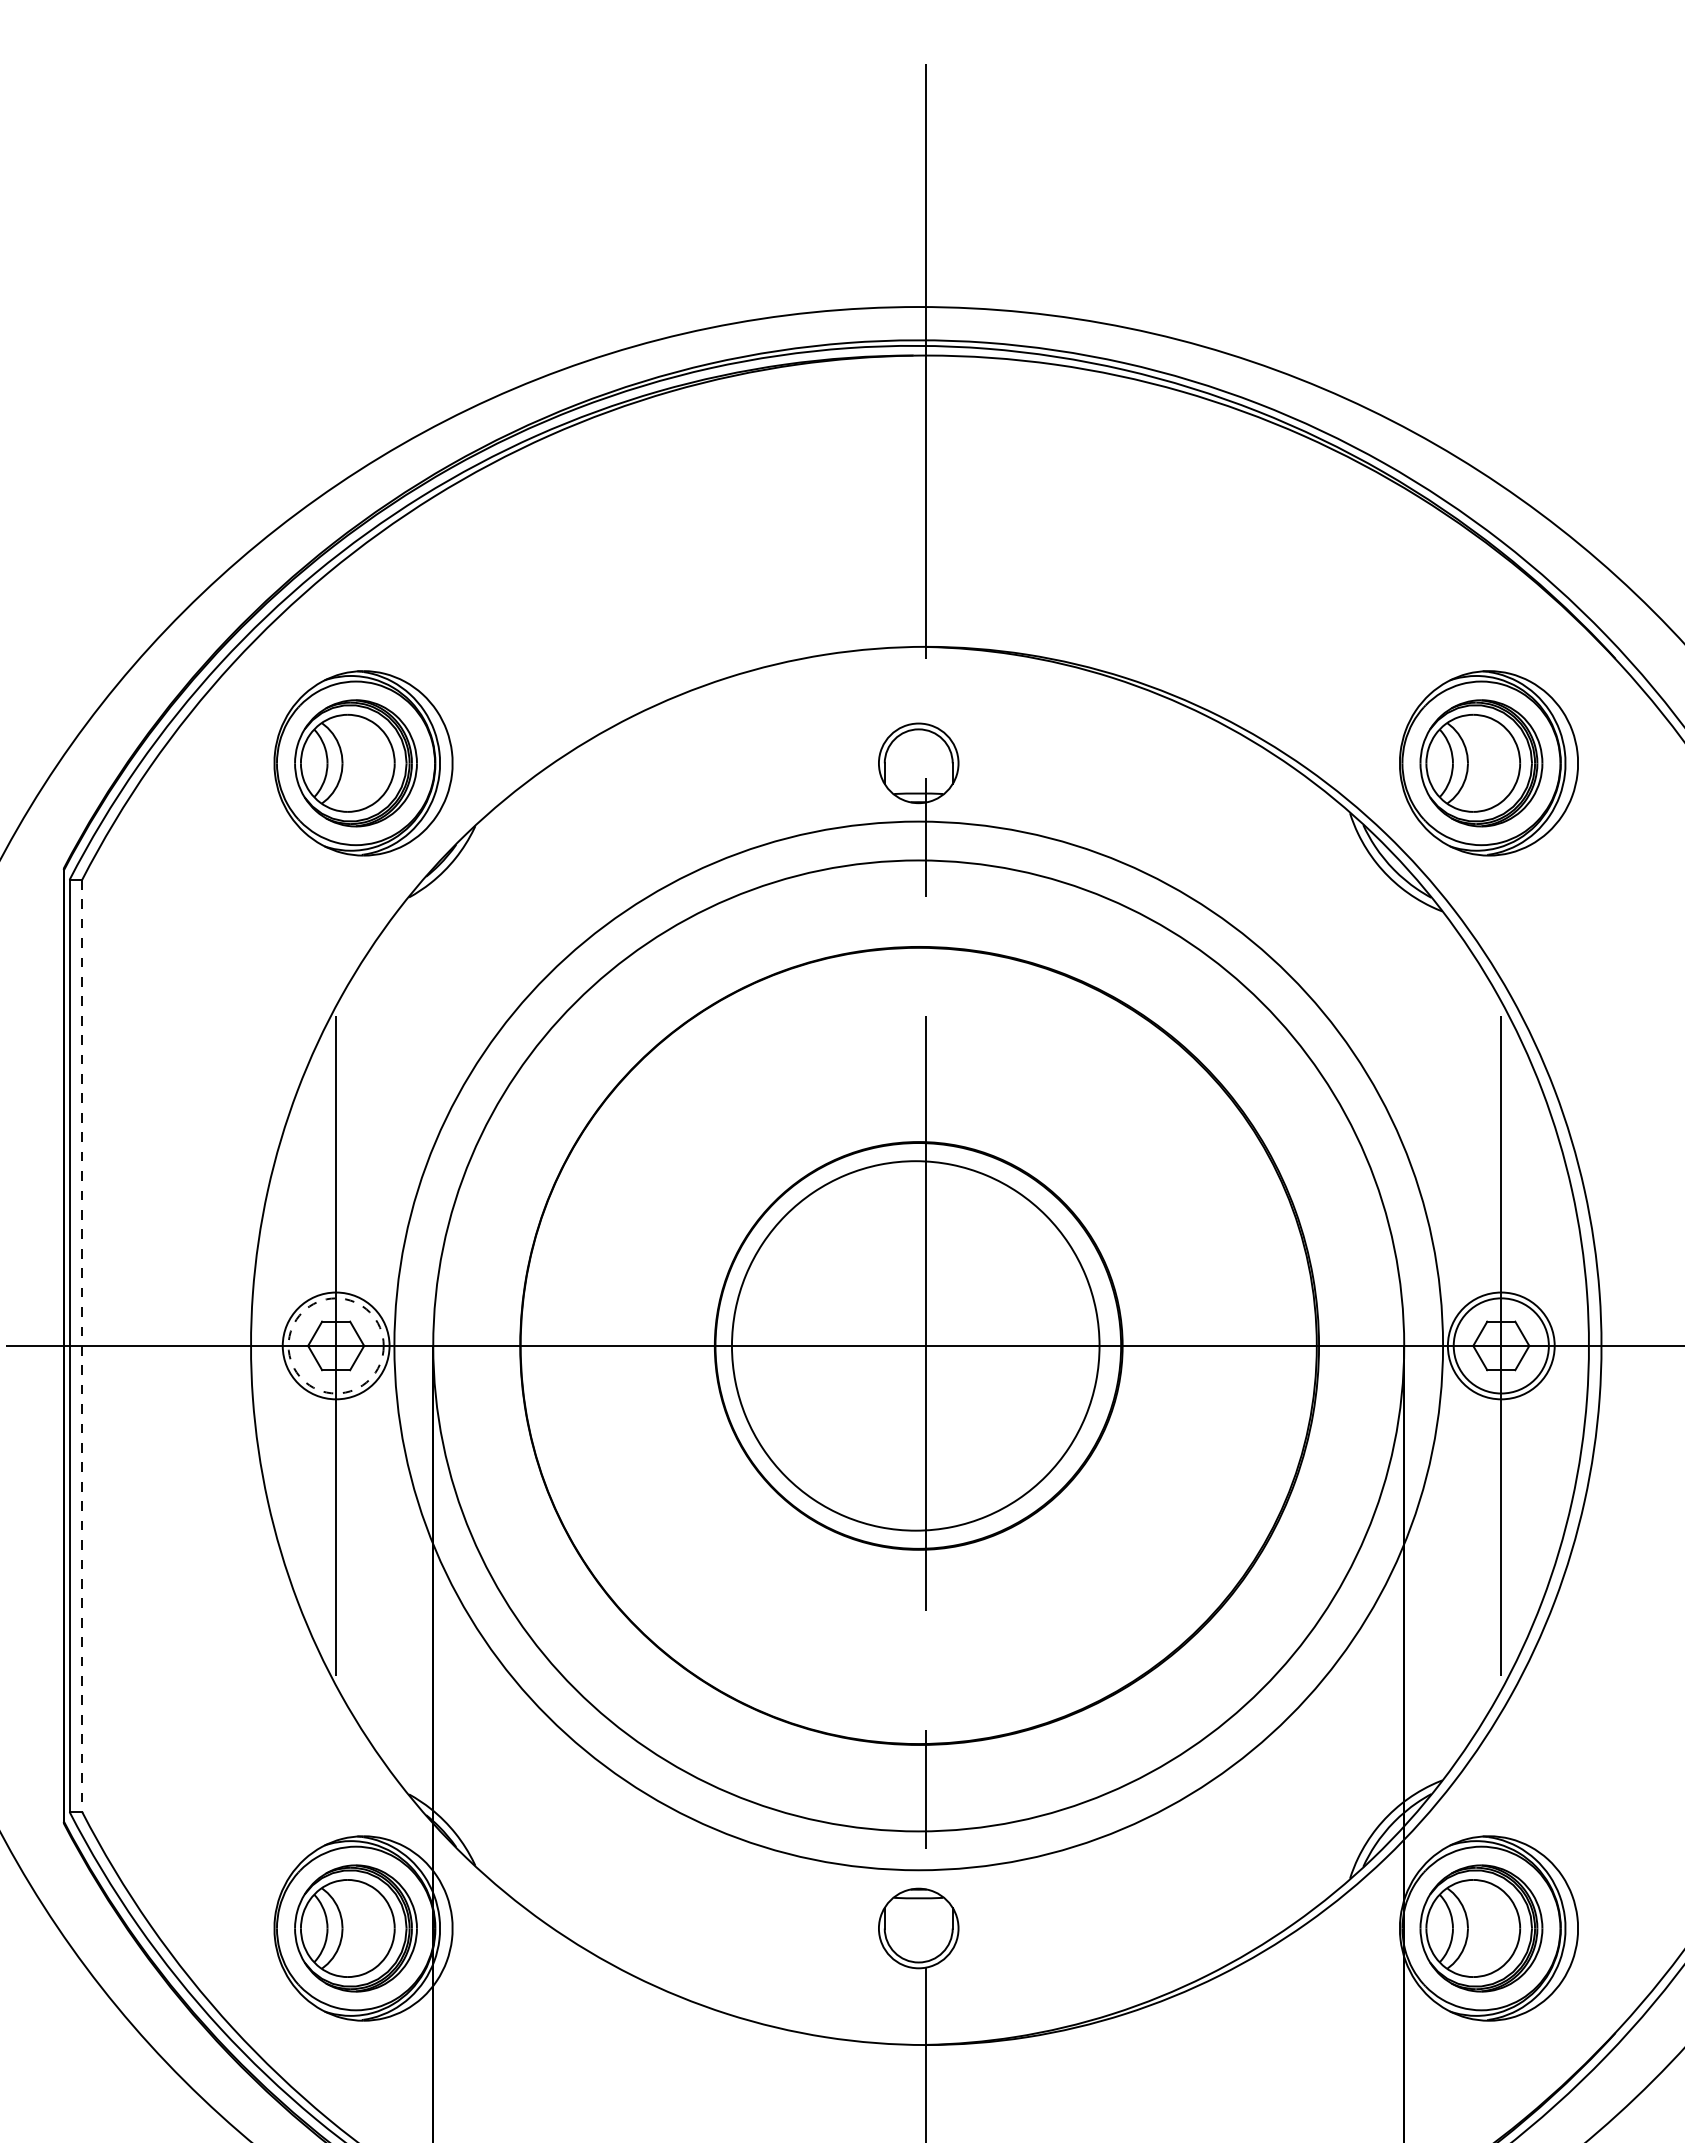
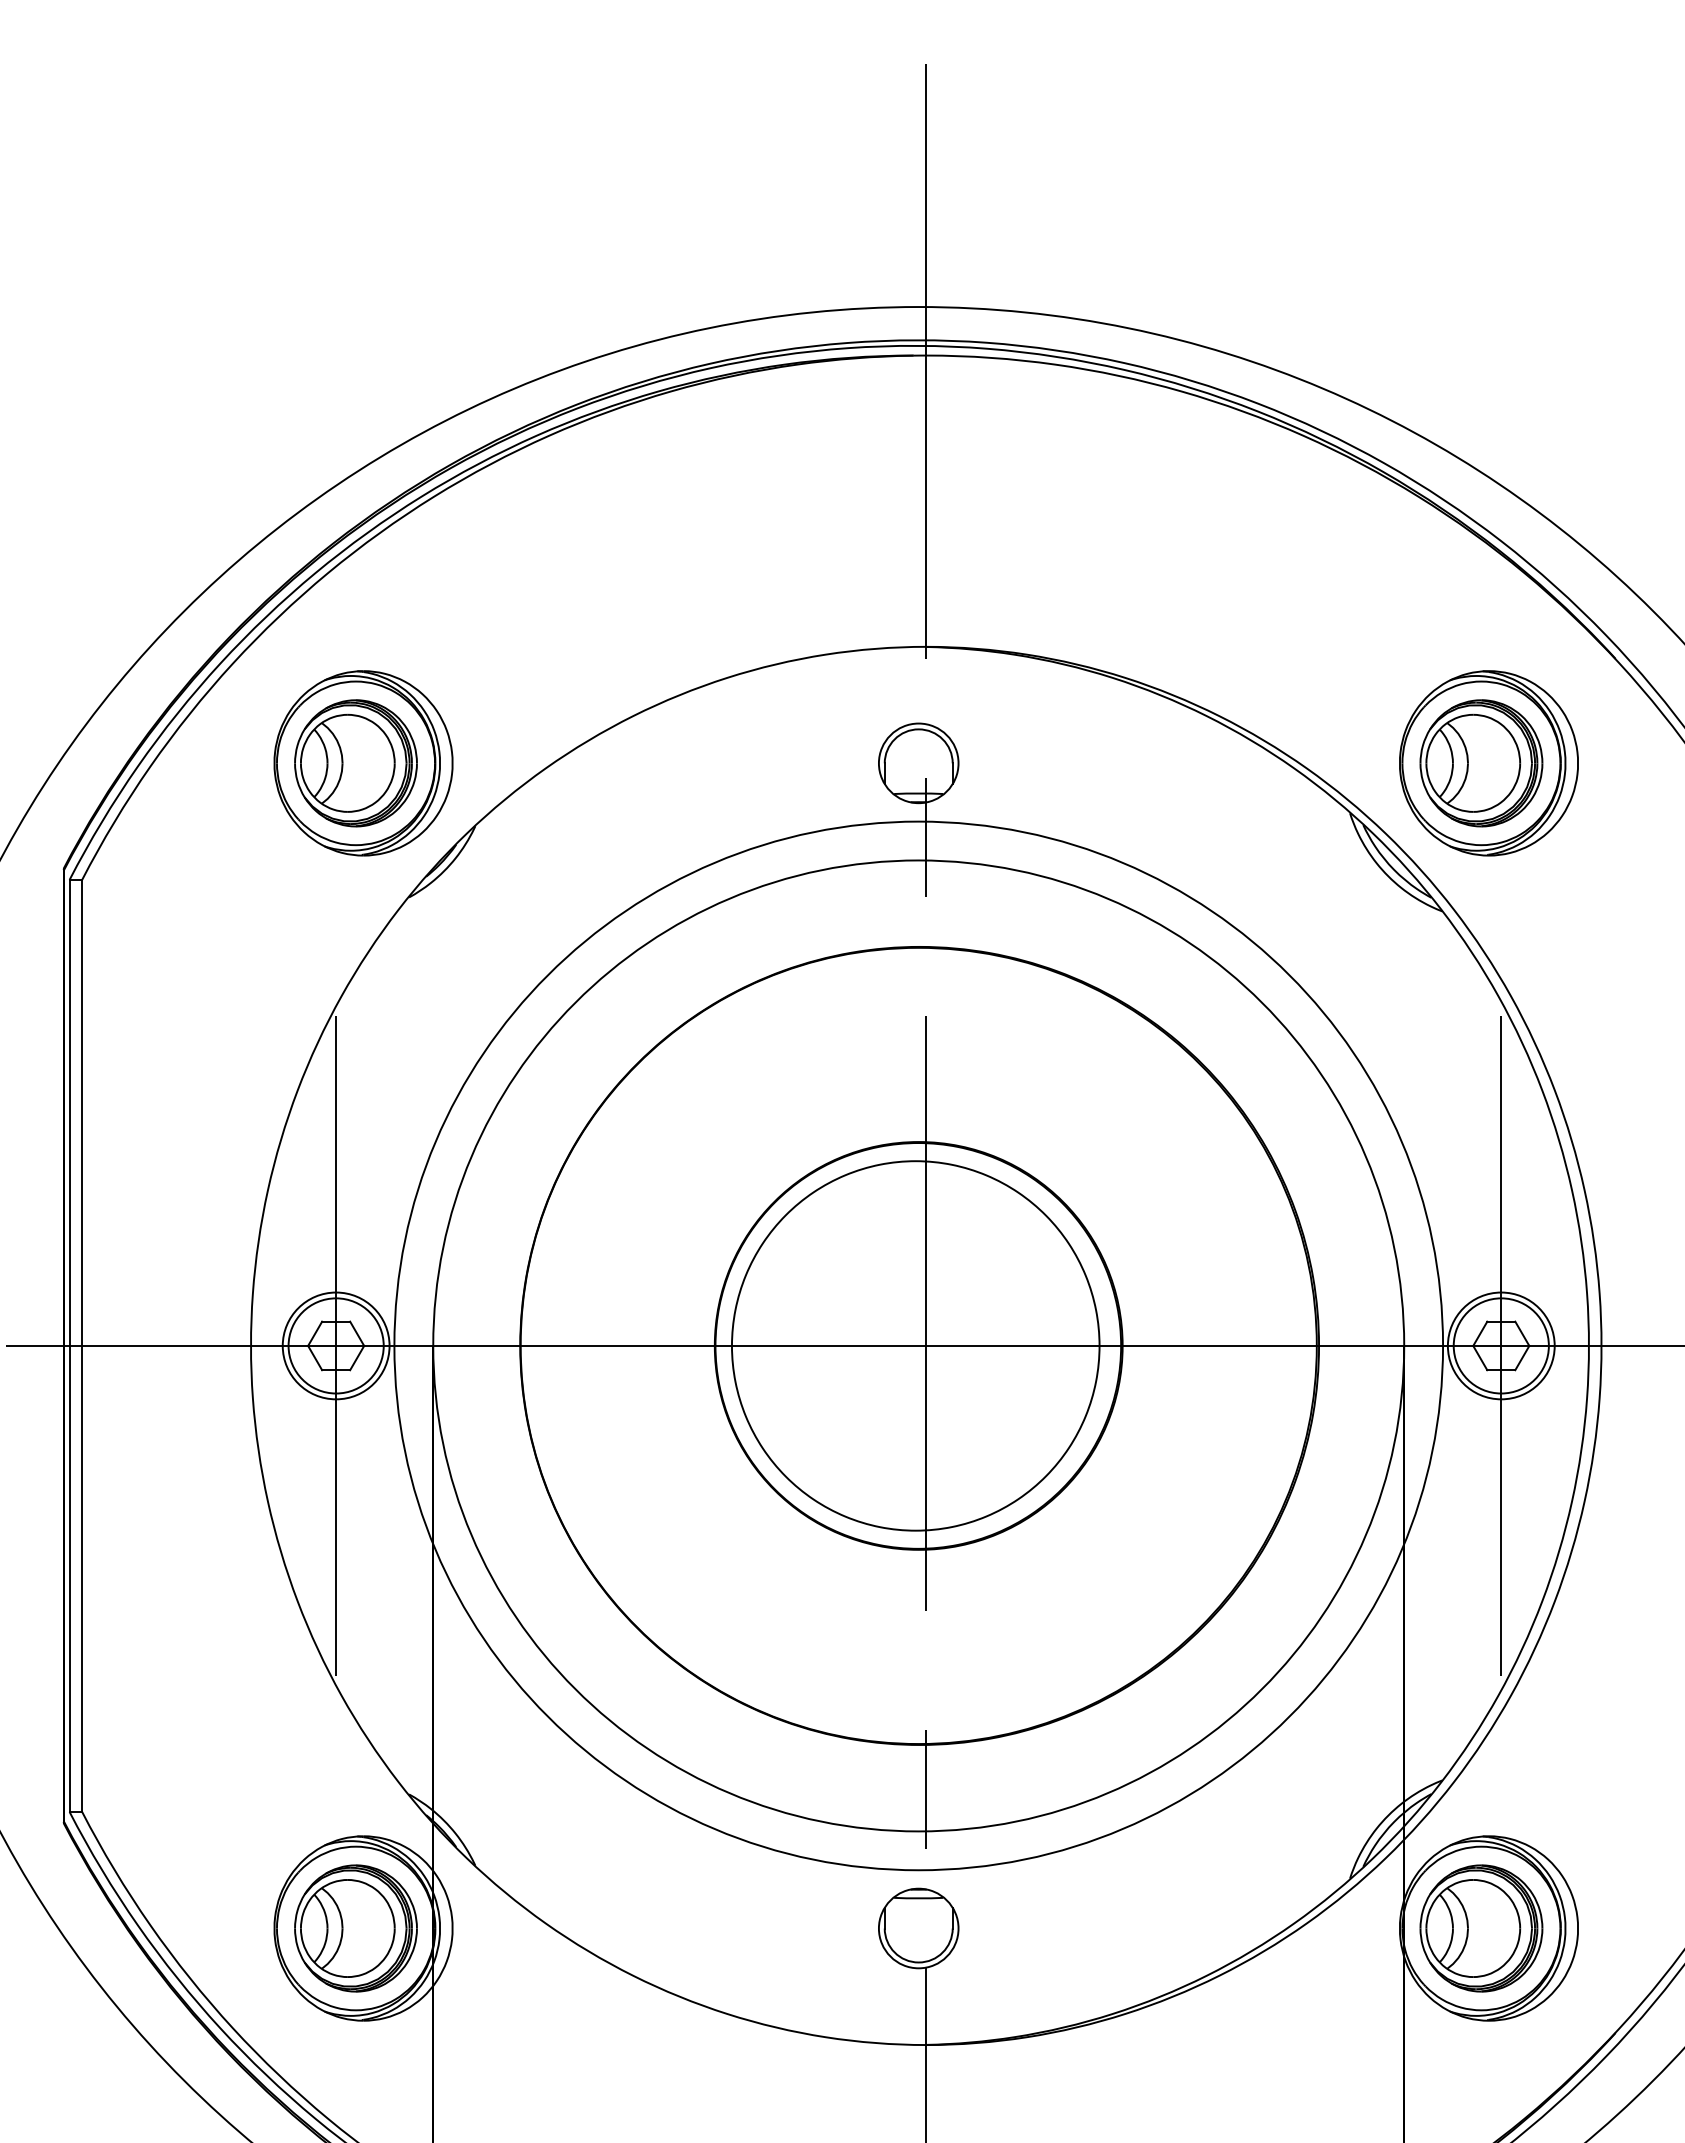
circle: dashed -> solid (335, 1345)
line: dashed -> solid (82, 1346)
